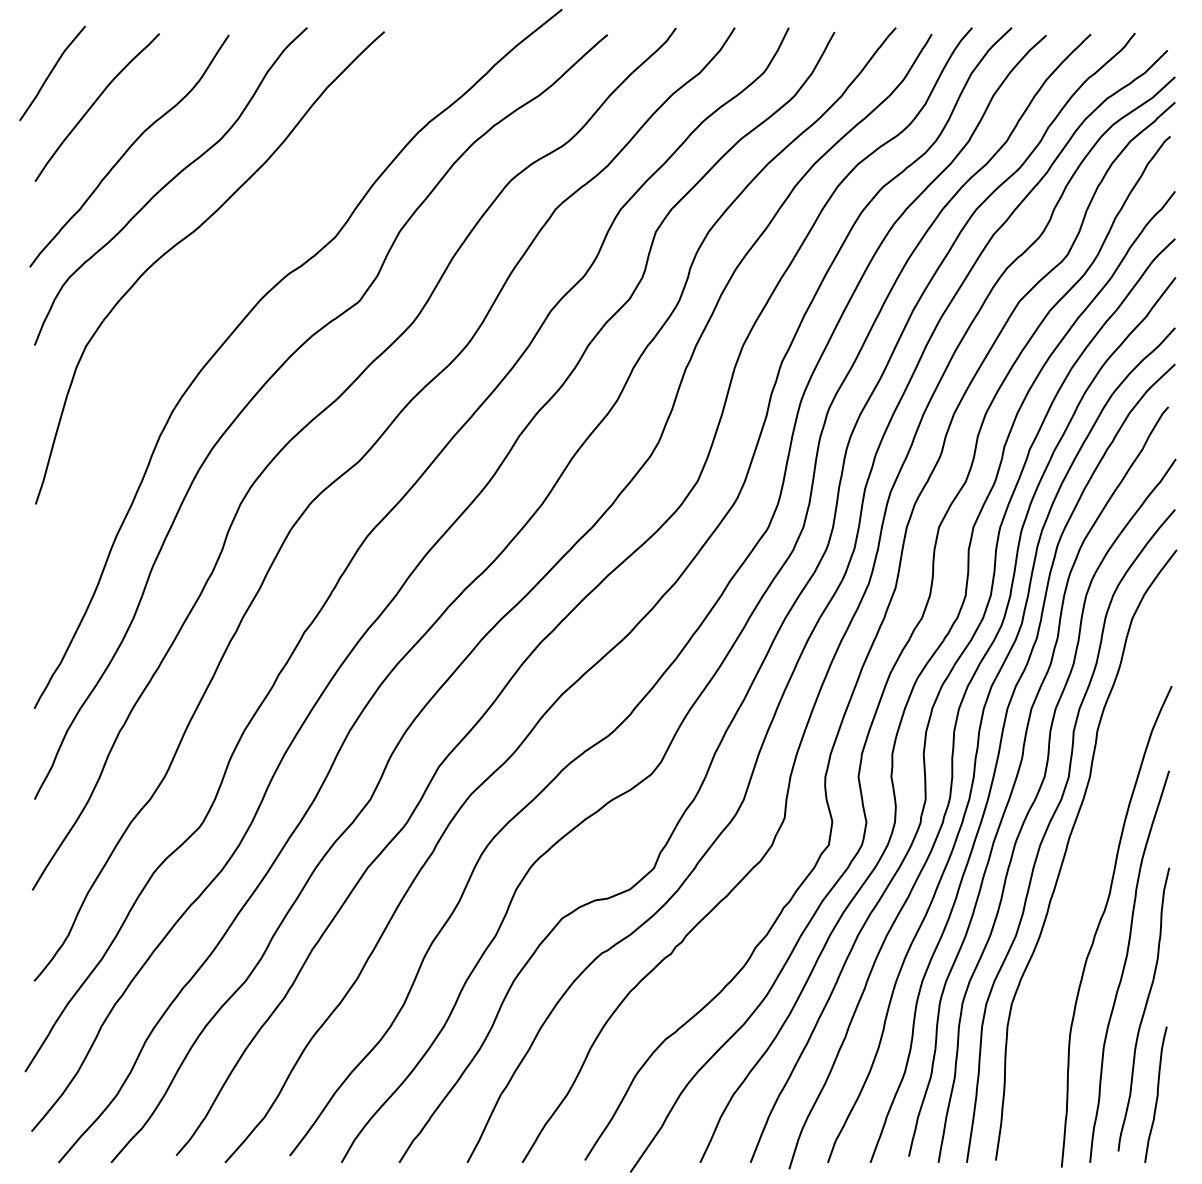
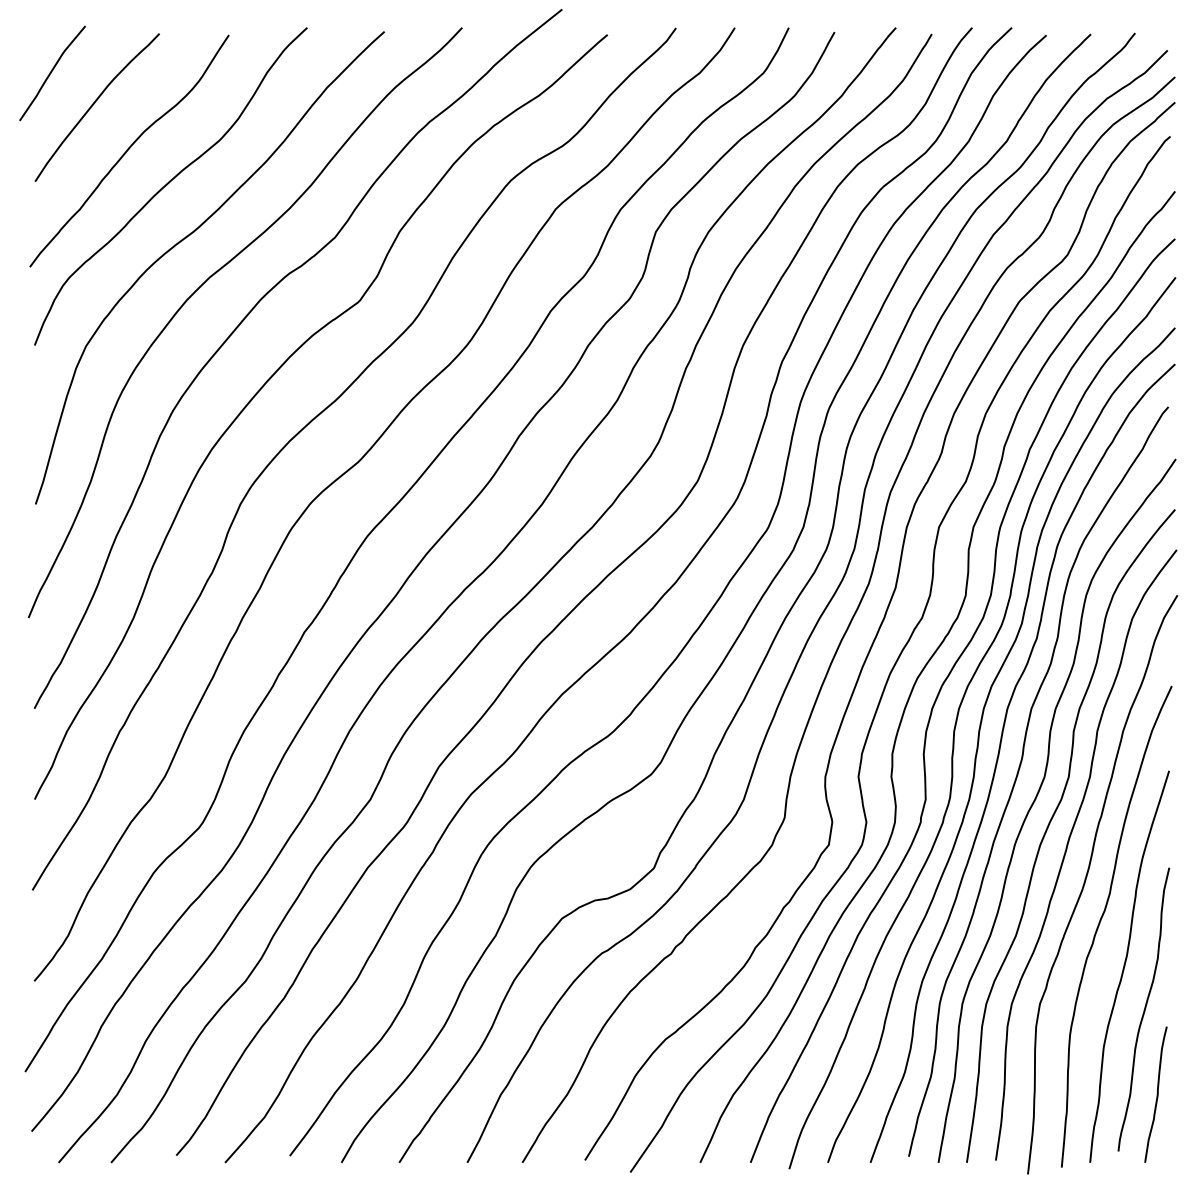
curve: none -> present (207, 281)
curve: none -> present (1086, 880)
